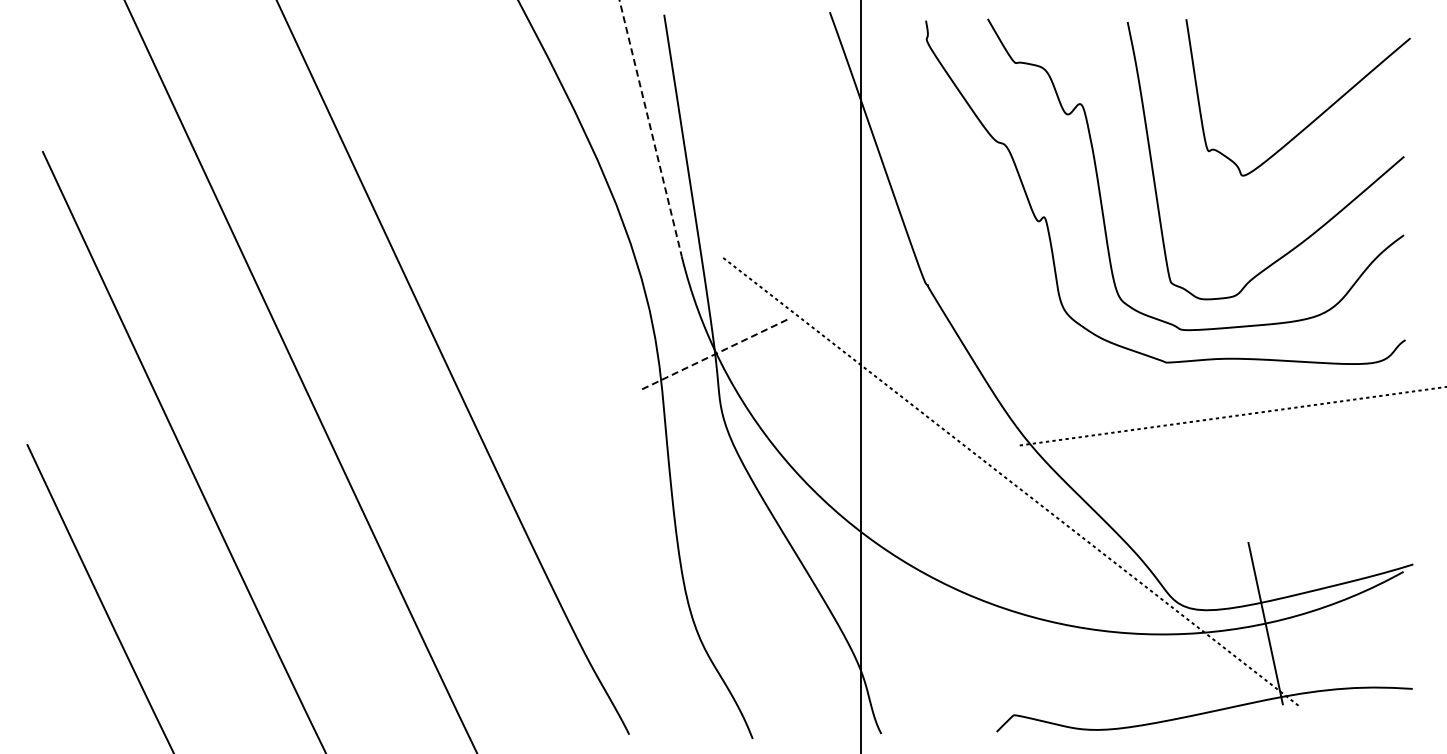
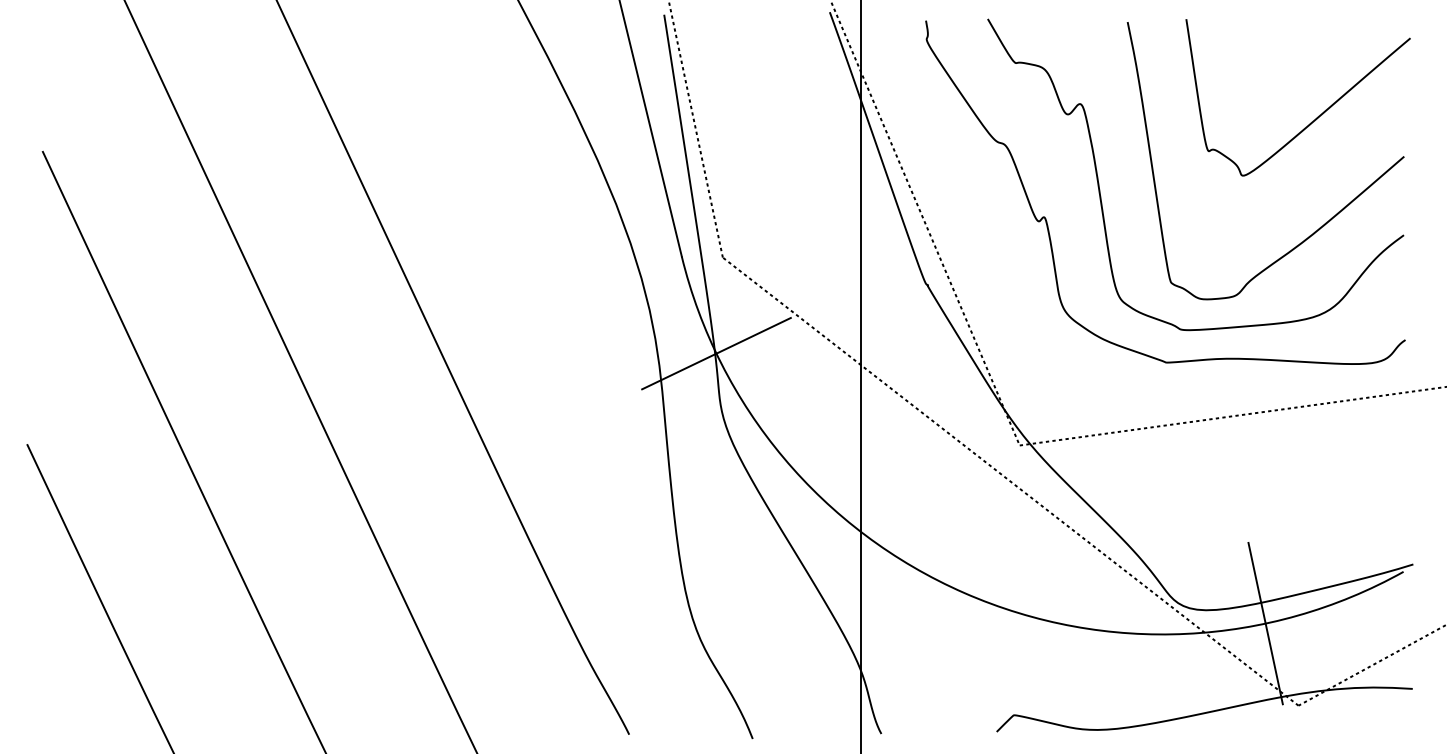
line: dashed -> solid (650, 128)
line: none -> present (695, 129)
line: none -> present (925, 223)
line: dashed -> solid (716, 353)
line: none -> present (1370, 665)
